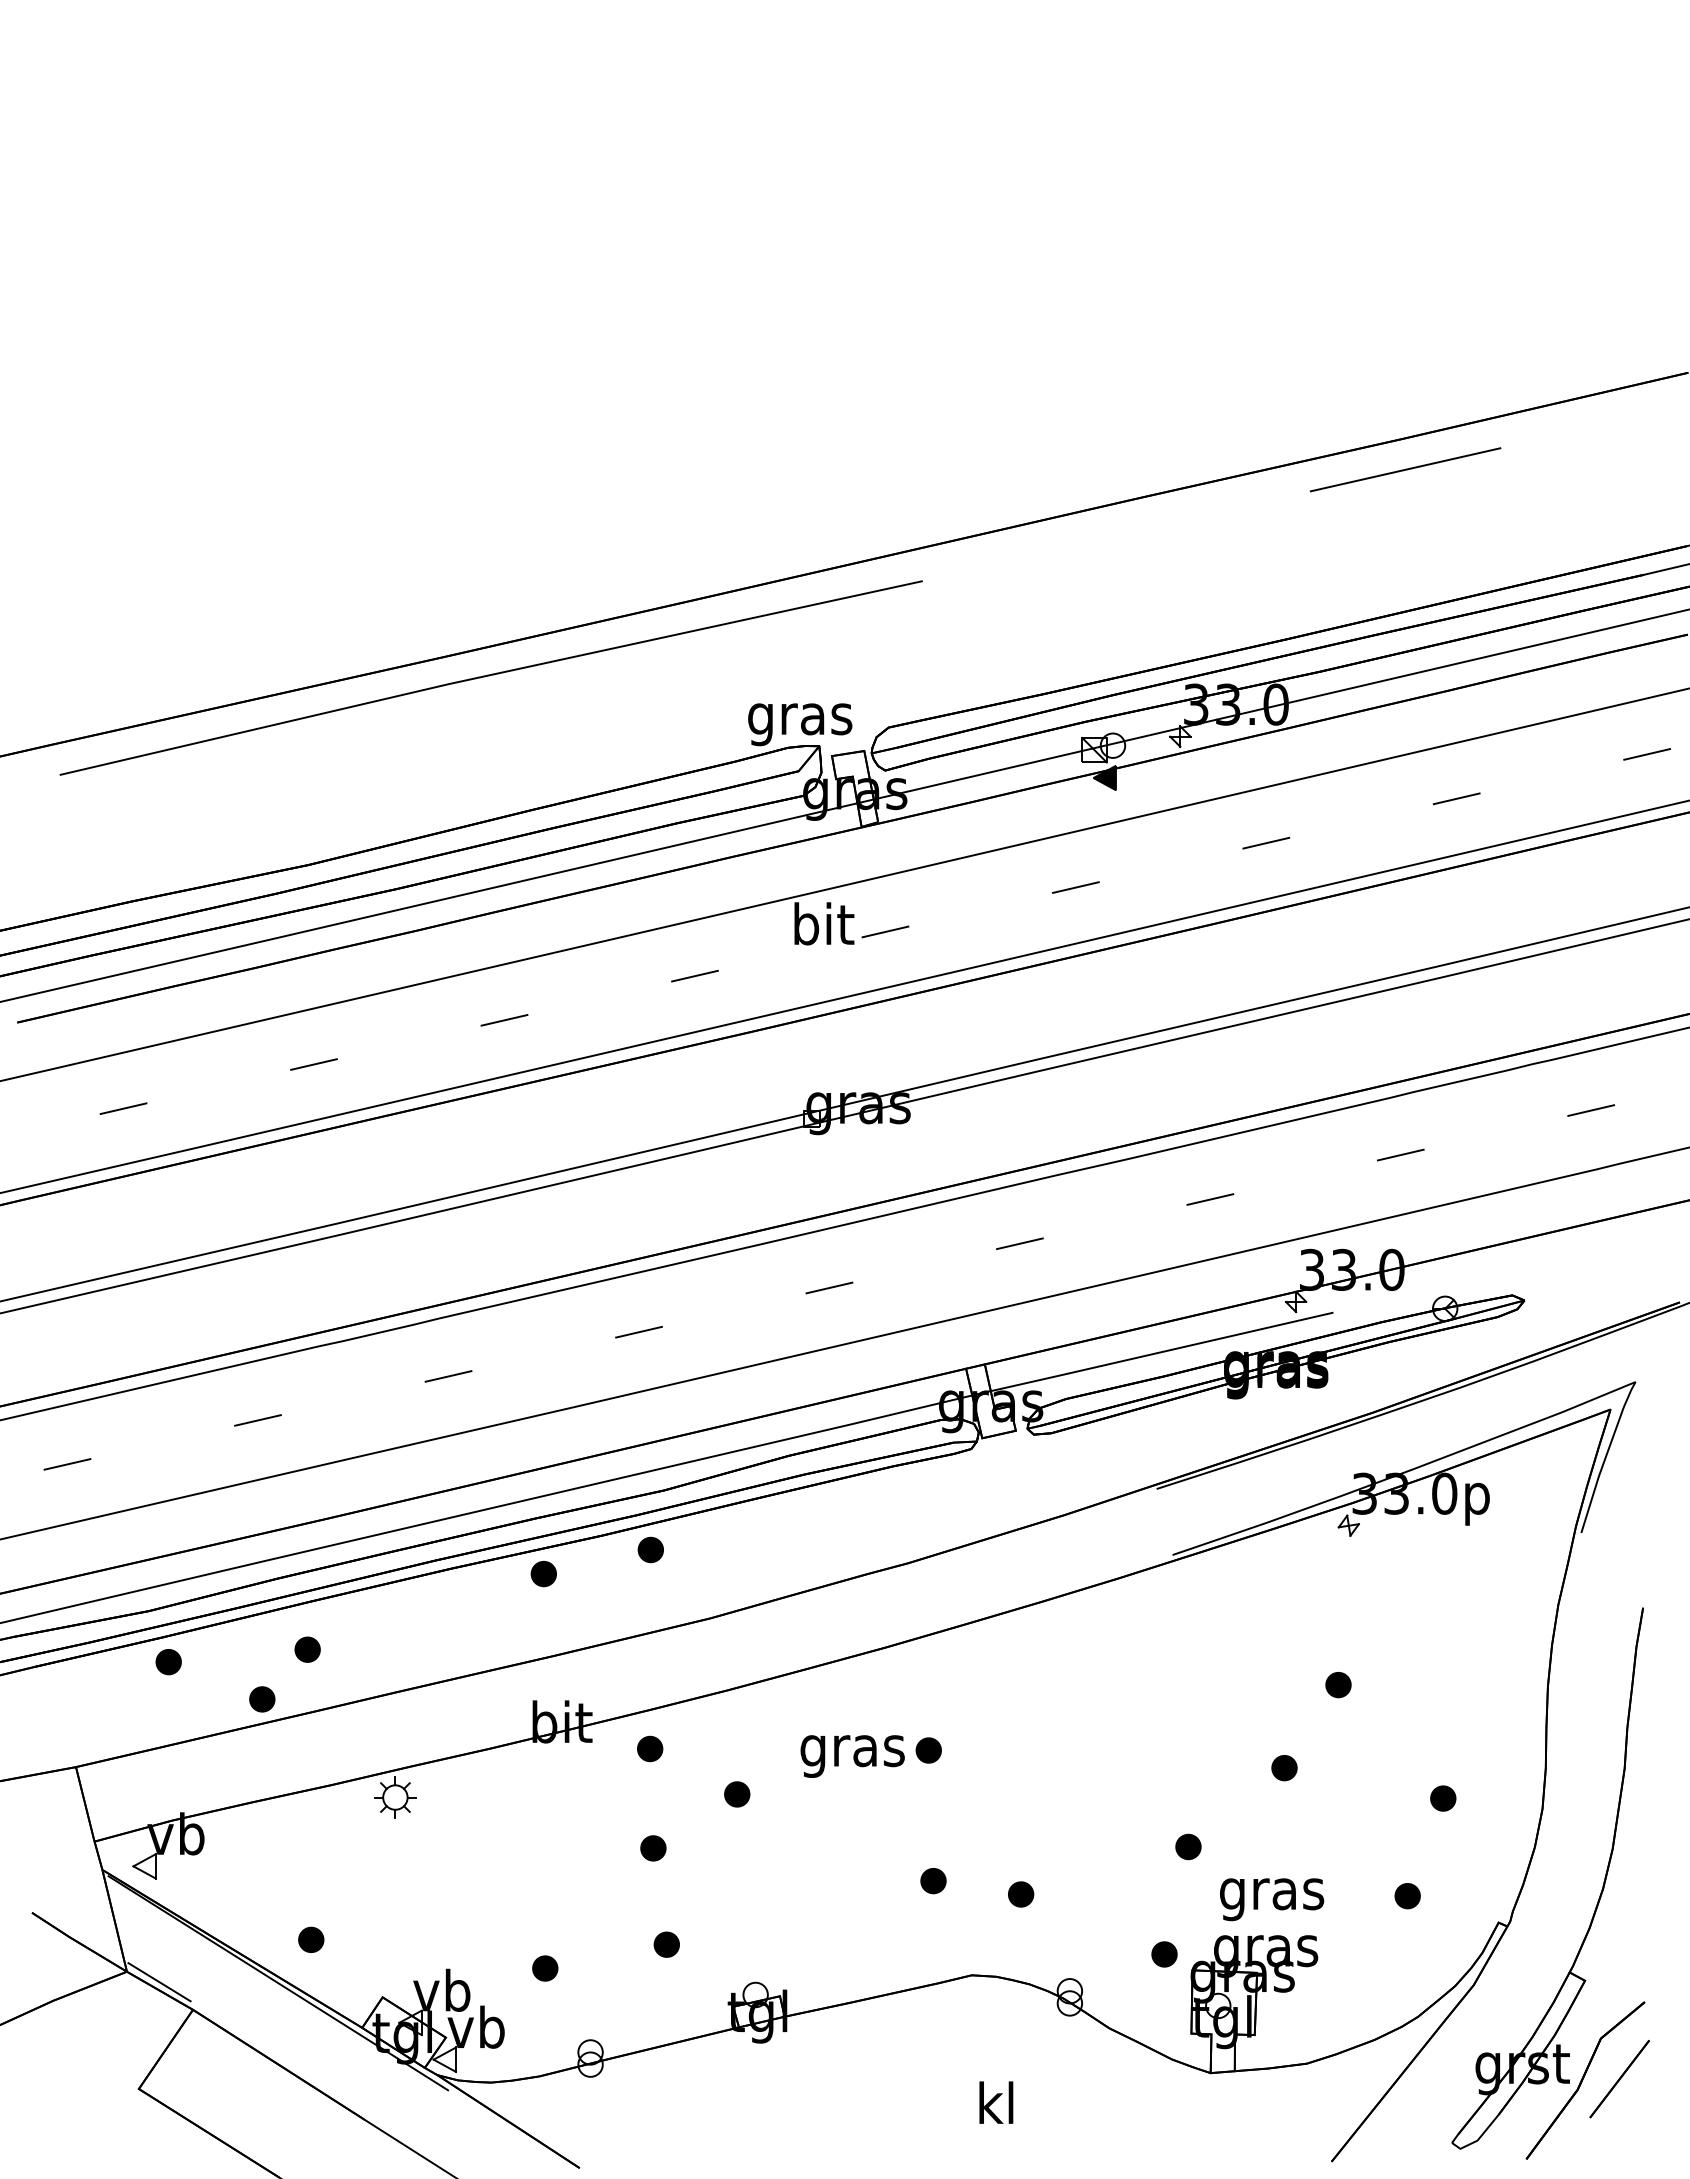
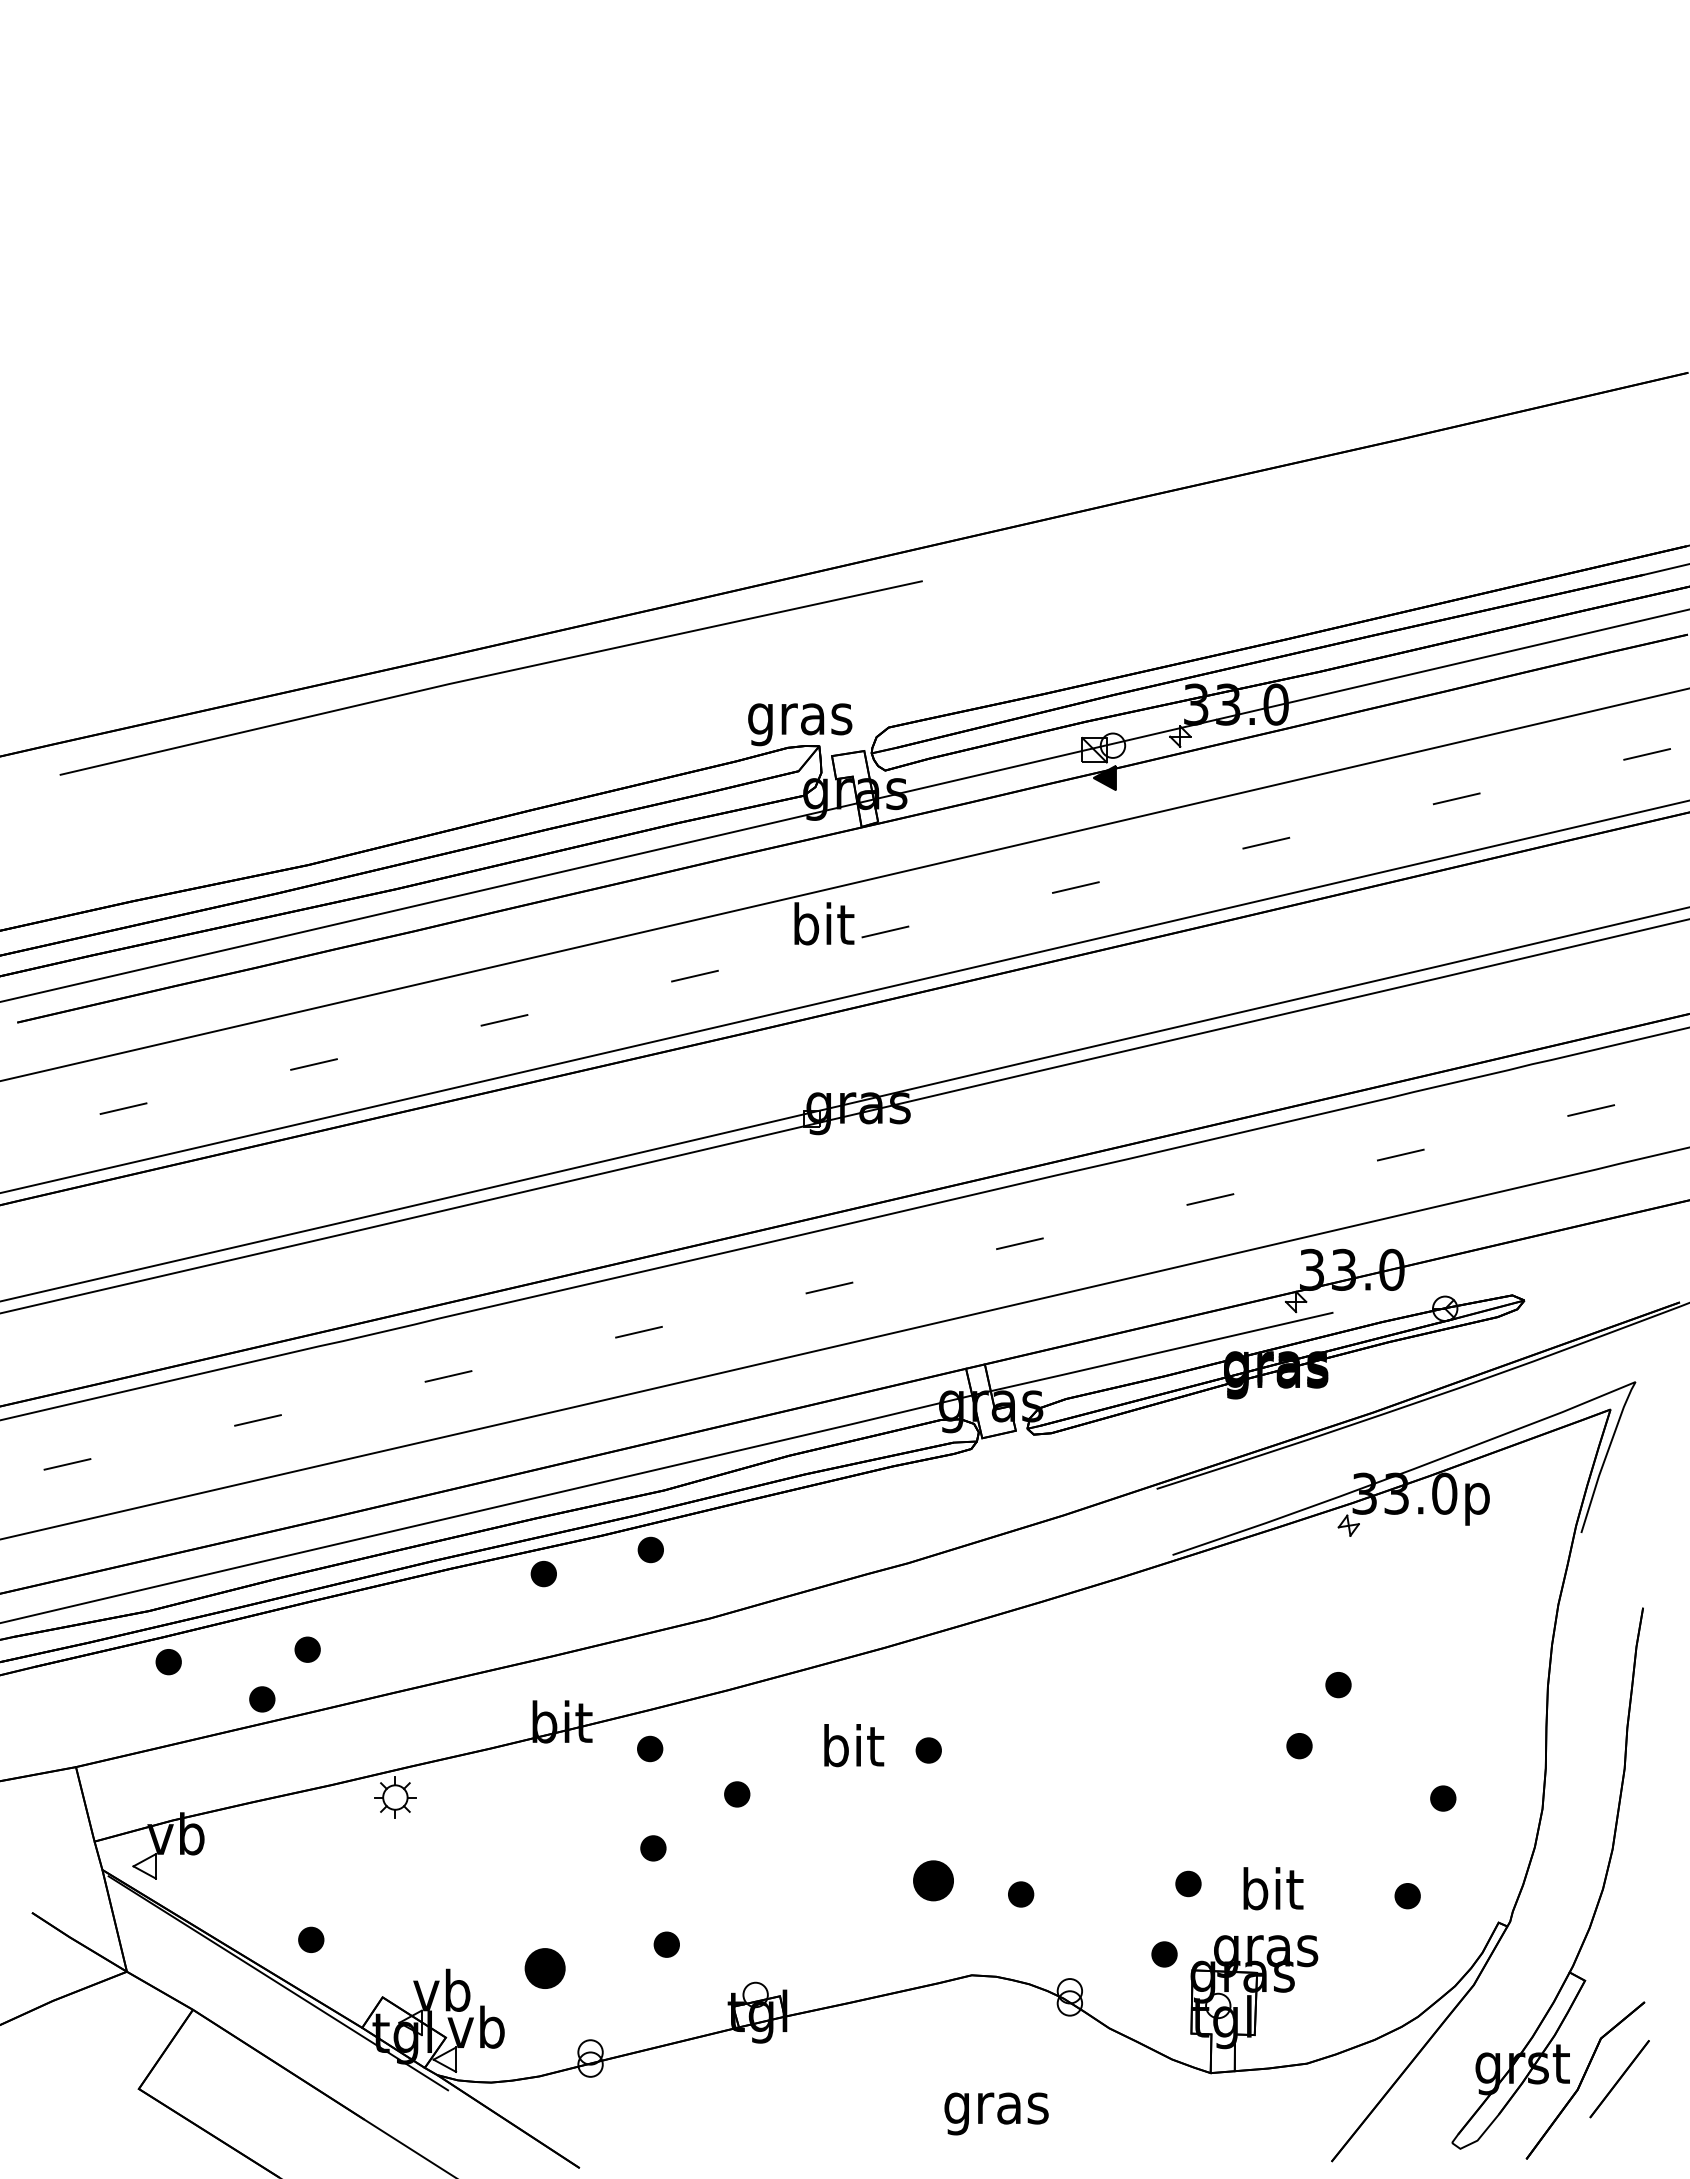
line: present -> none (1405, 469)
text: gras -> bit (852, 1750)
part position: (1284, 1768) -> (1299, 1746) (1299, 1746)
part position: (1188, 1846) -> (1188, 1883) (1188, 1883)
part size: 27x27 px -> 41x42 px (933, 1880)
text: gras -> bit (1272, 1894)
part size: 27x27 px -> 42x41 px (544, 1968)
line: present -> none (159, 1982)
text: kl -> gras (996, 2108)
